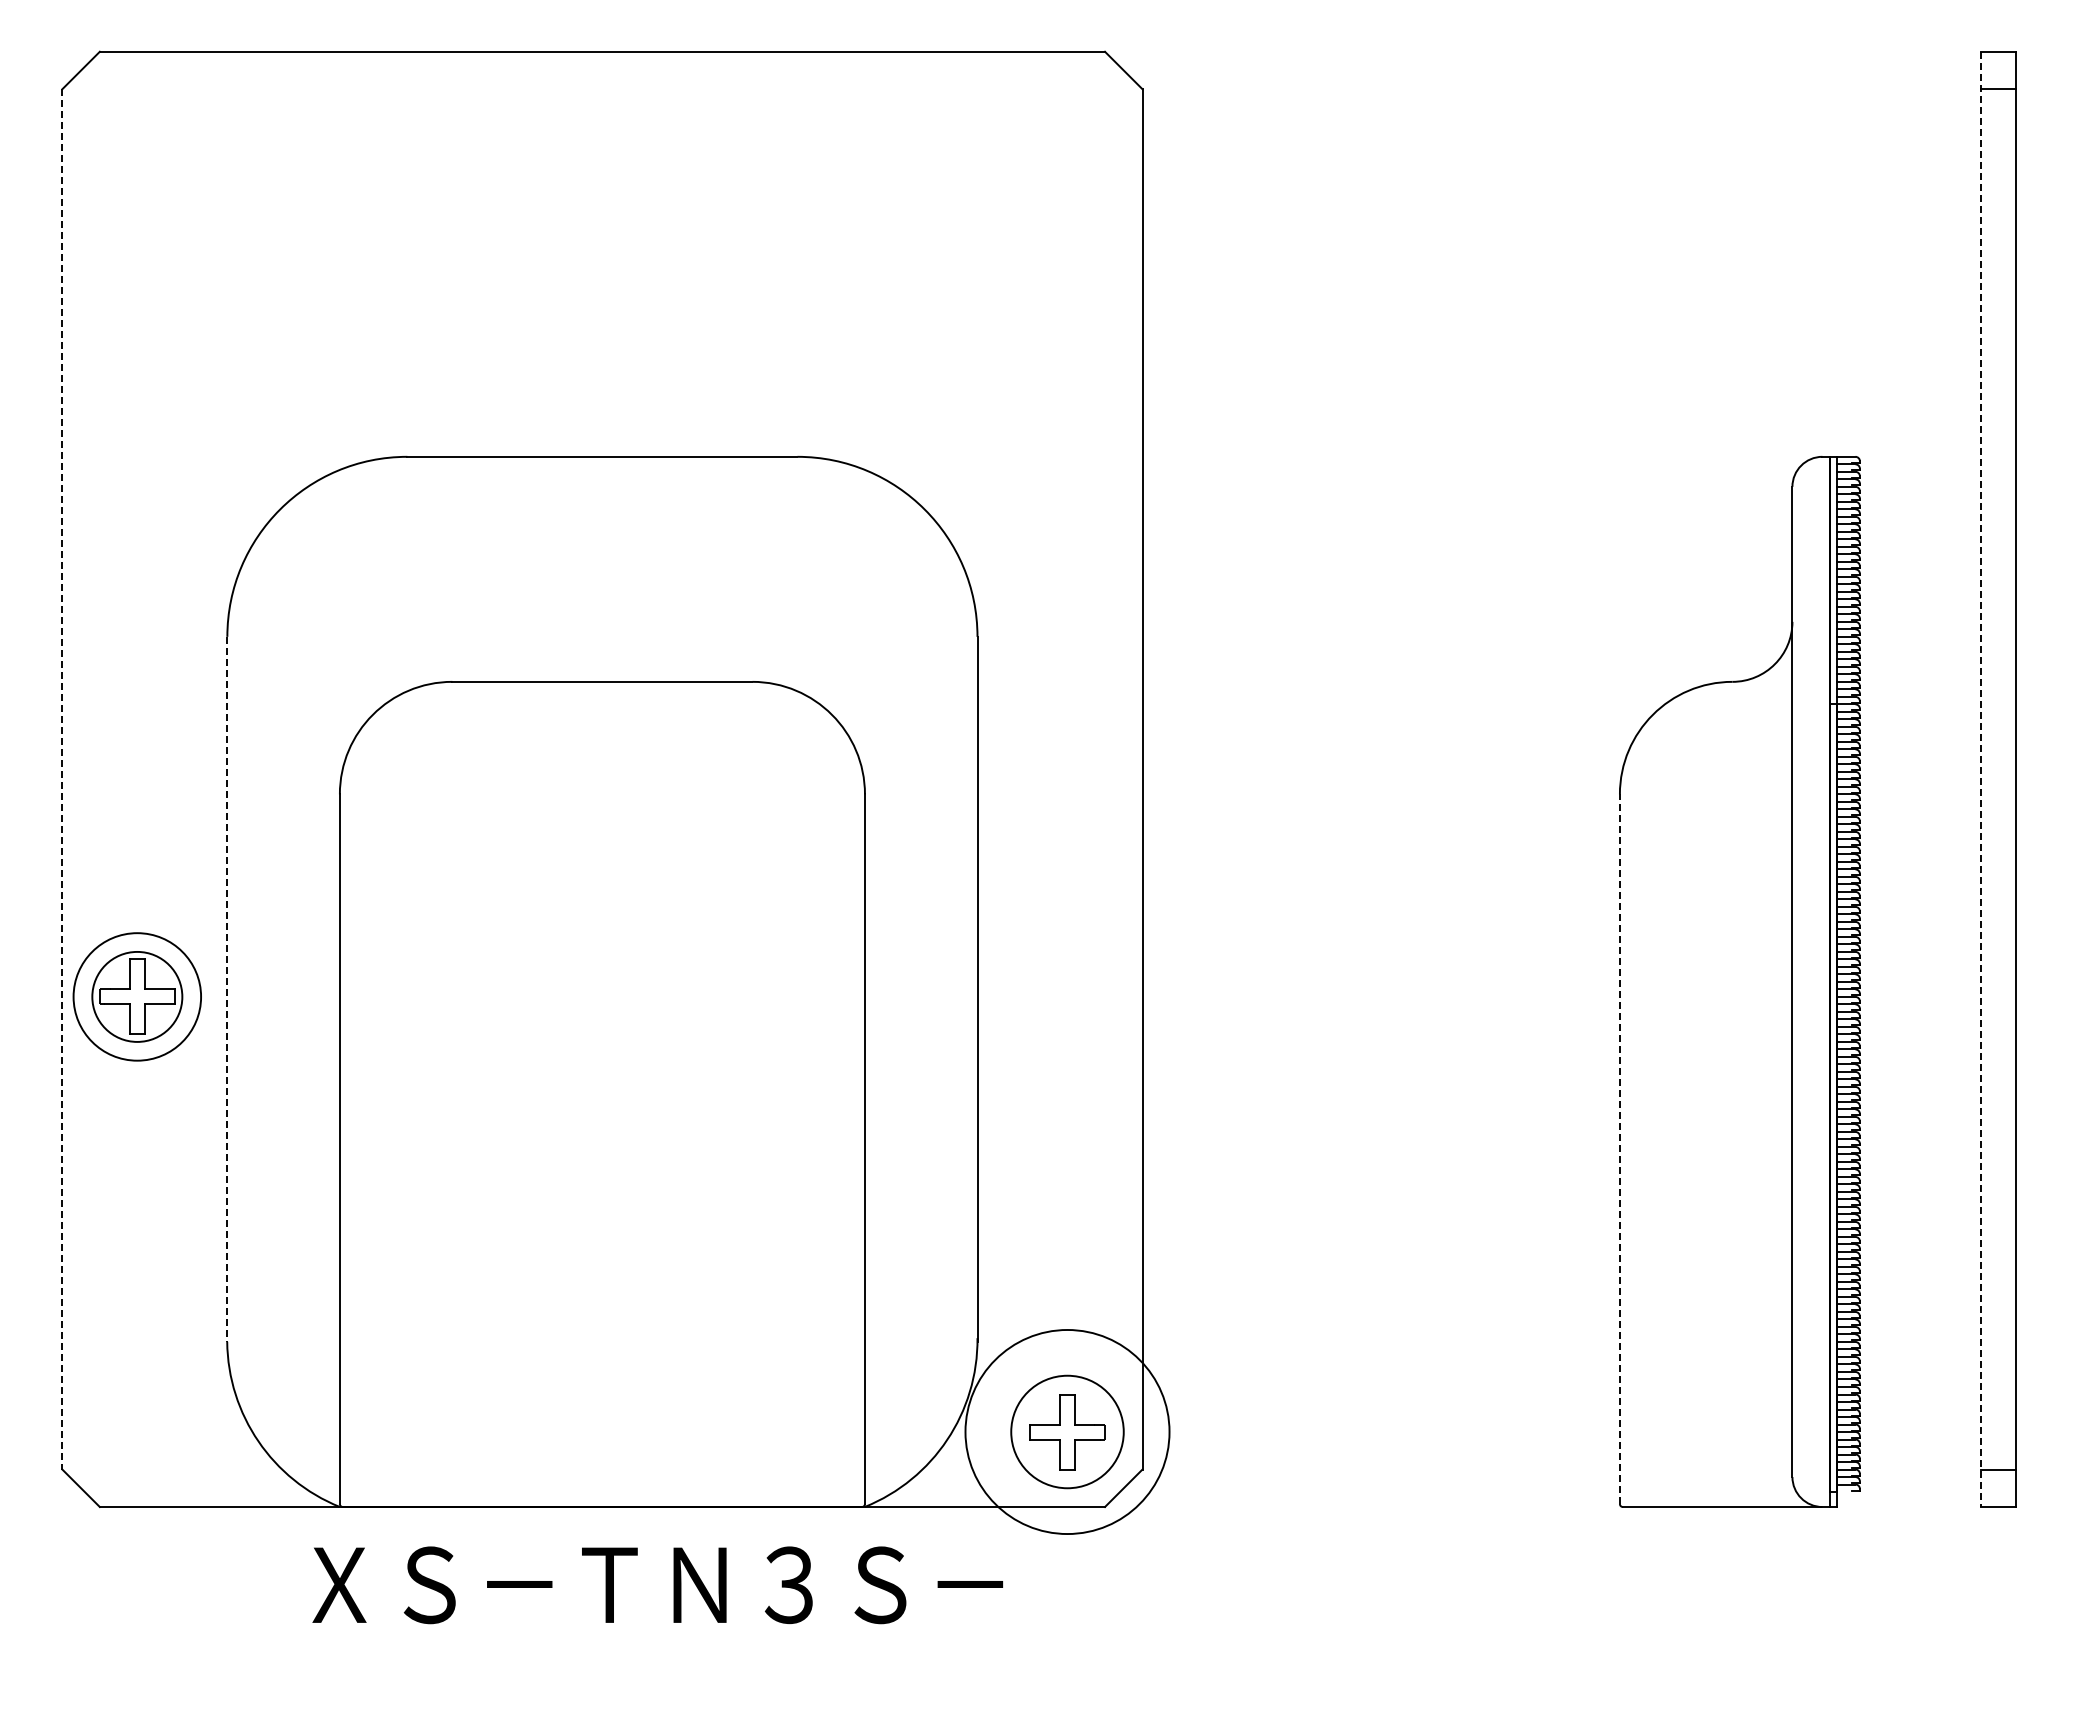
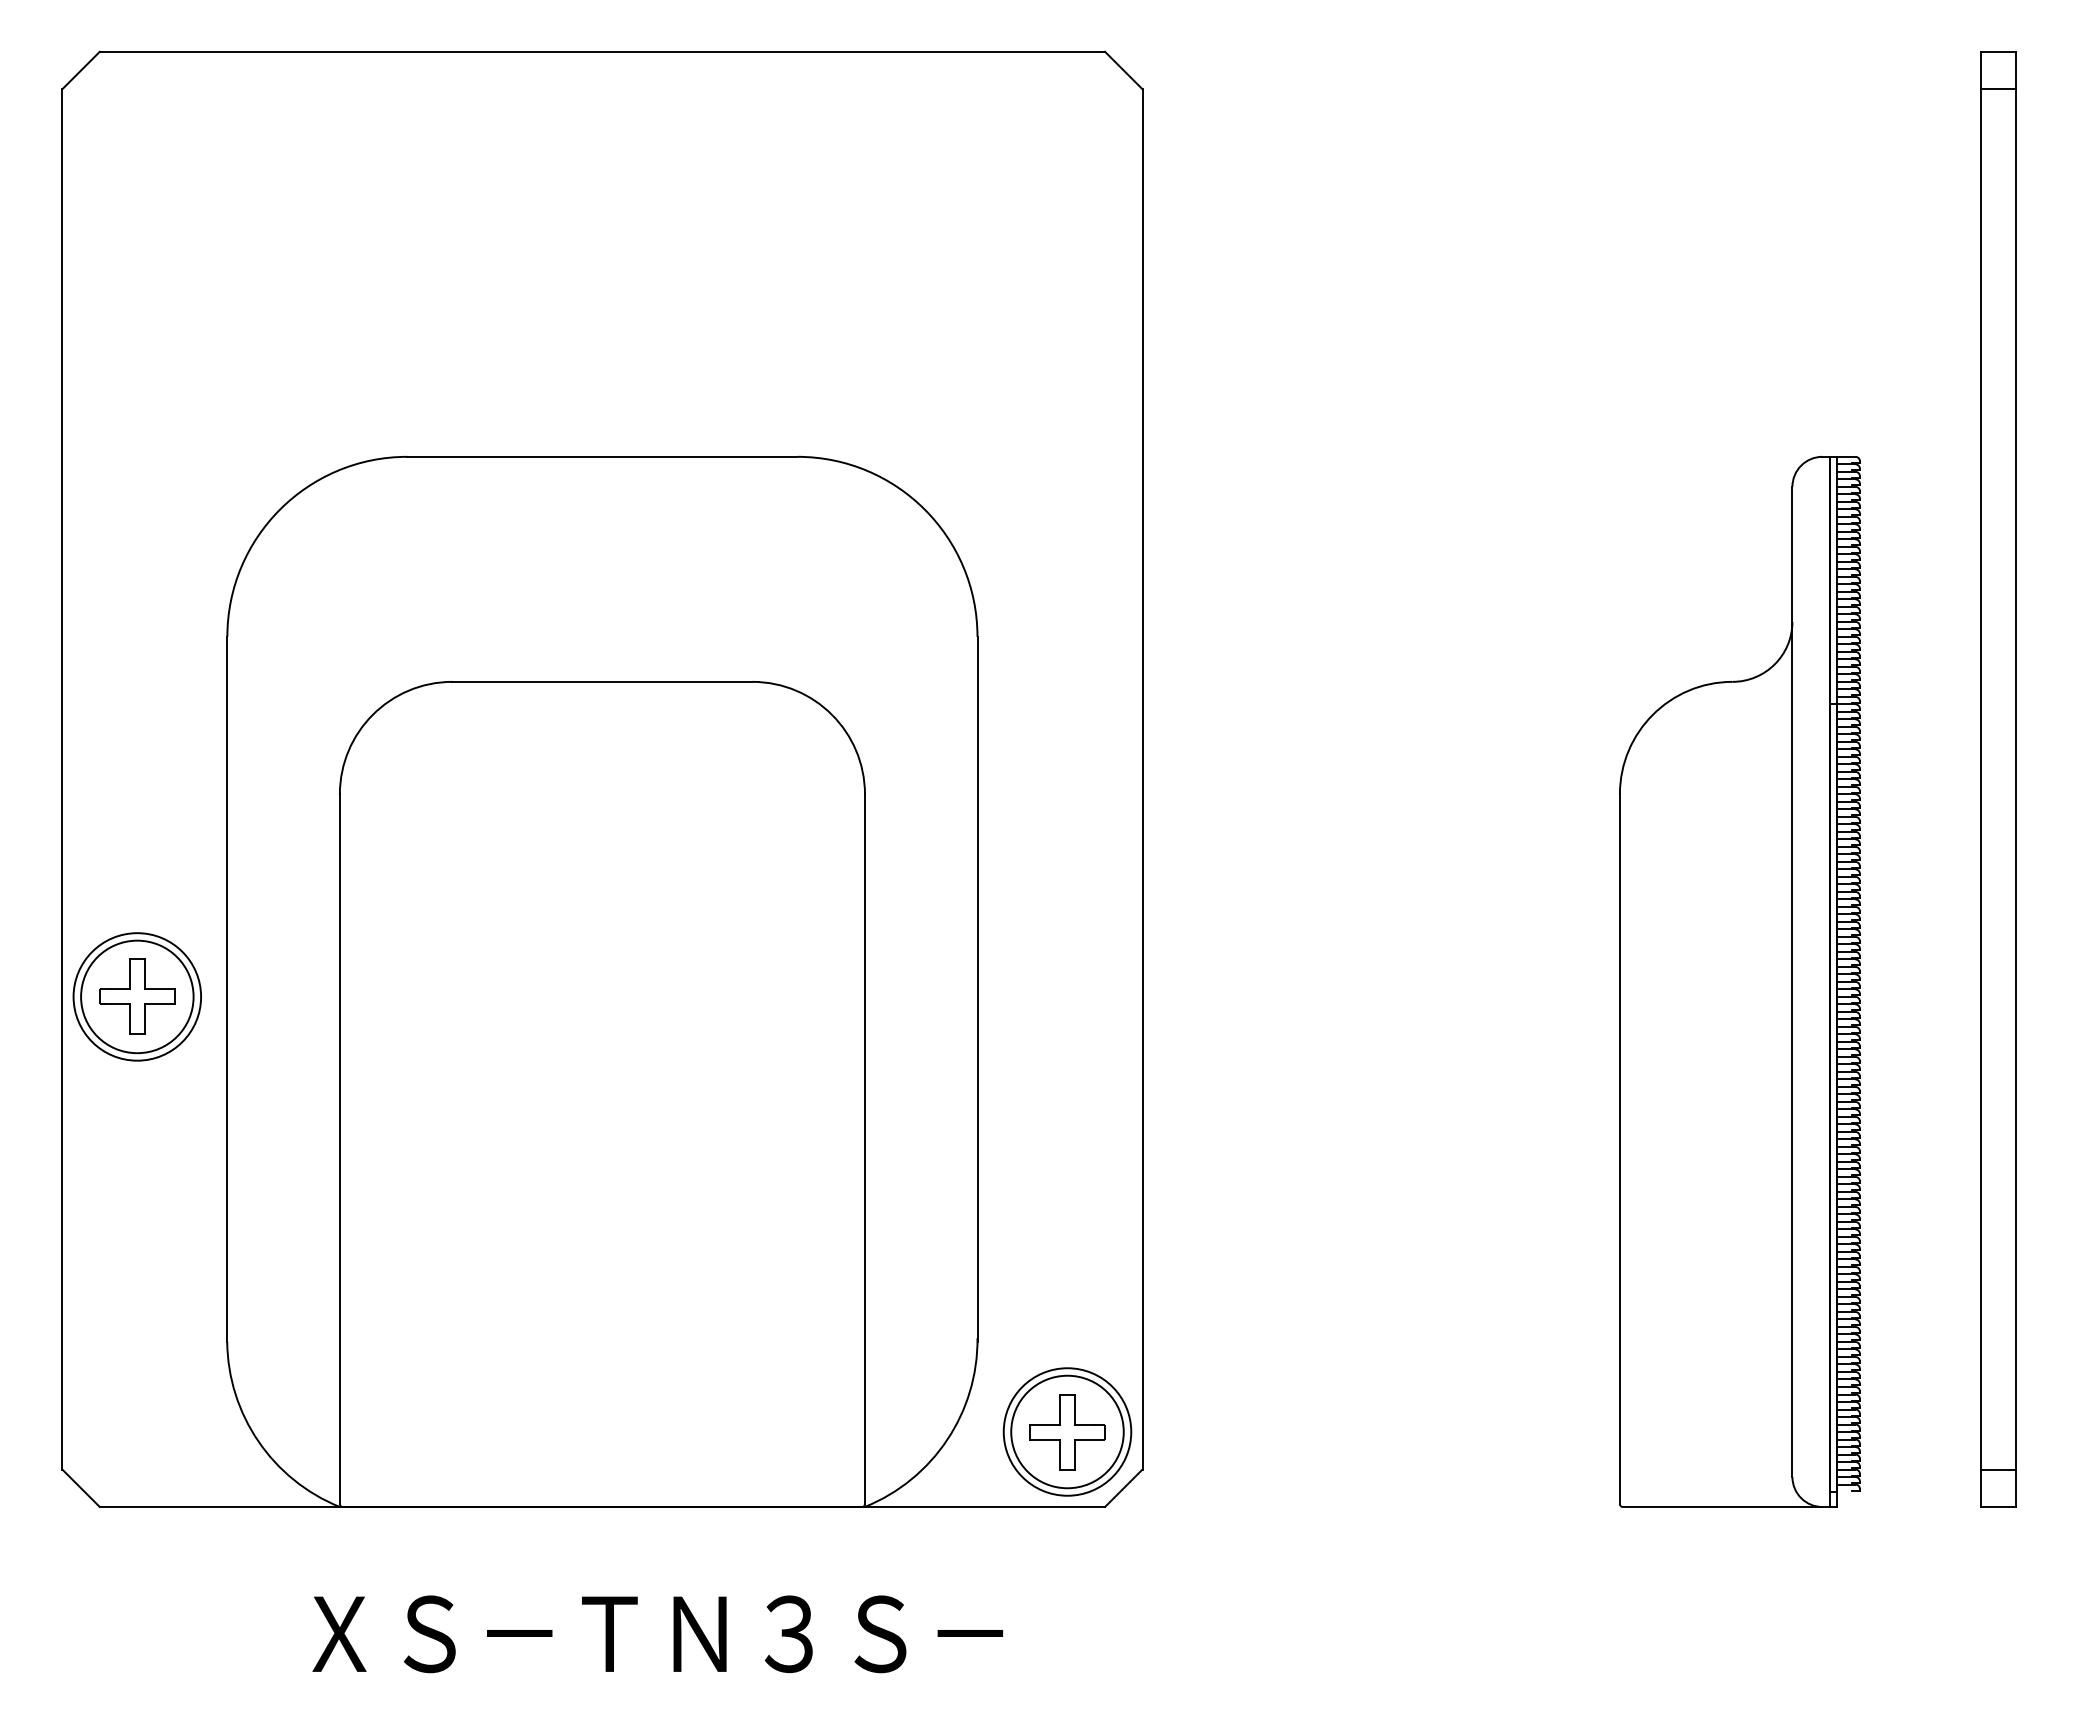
line: dashed -> solid (62, 779)
line: dashed -> solid (1981, 779)
line: dashed -> solid (227, 989)
circle diameter: 90 px -> 113 px (137, 996)
line: dashed -> solid (1619, 1149)
circle diameter: 204 px -> 128 px (1067, 1431)
text position: (657, 1585) -> (657, 1634) (657, 1634)
